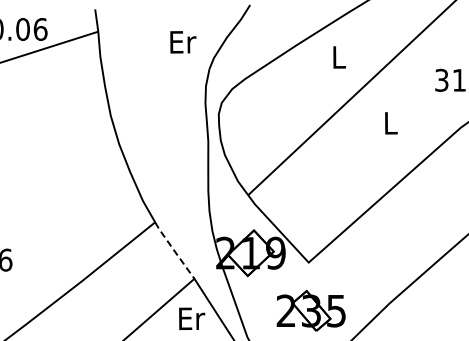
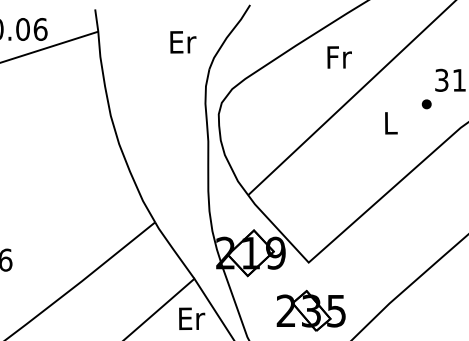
text: L -> Fr (339, 57)
part: none -> present (426, 104)
line: dashed -> solid (173, 249)
